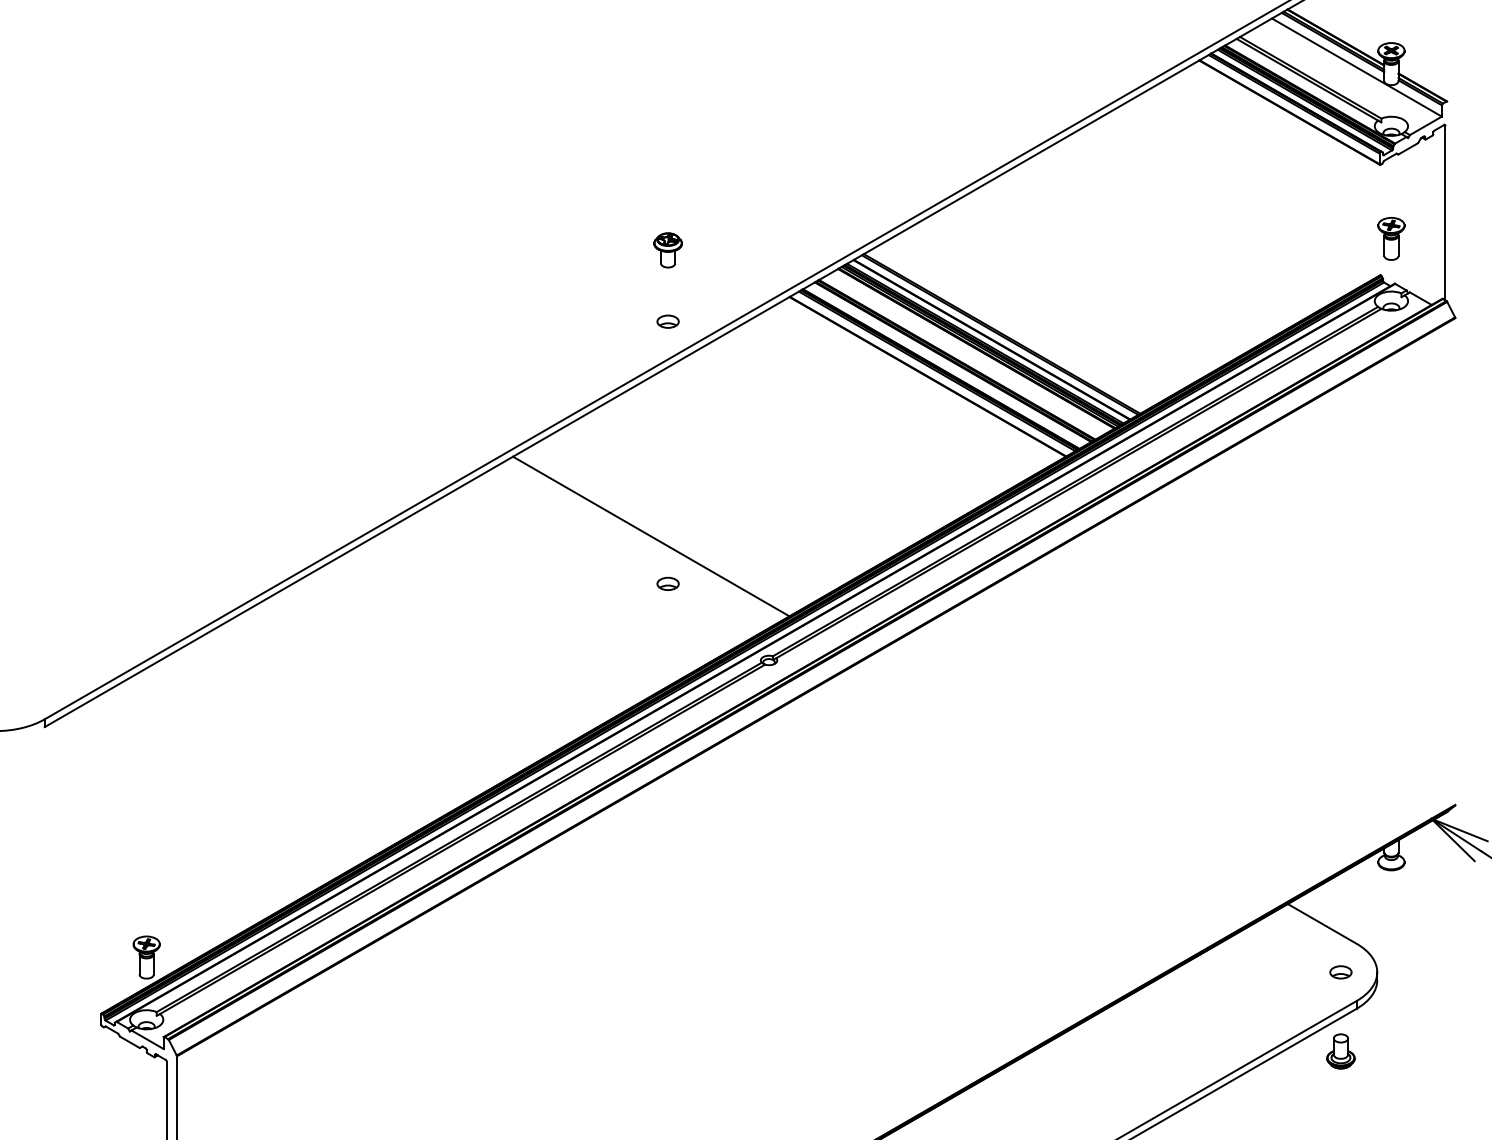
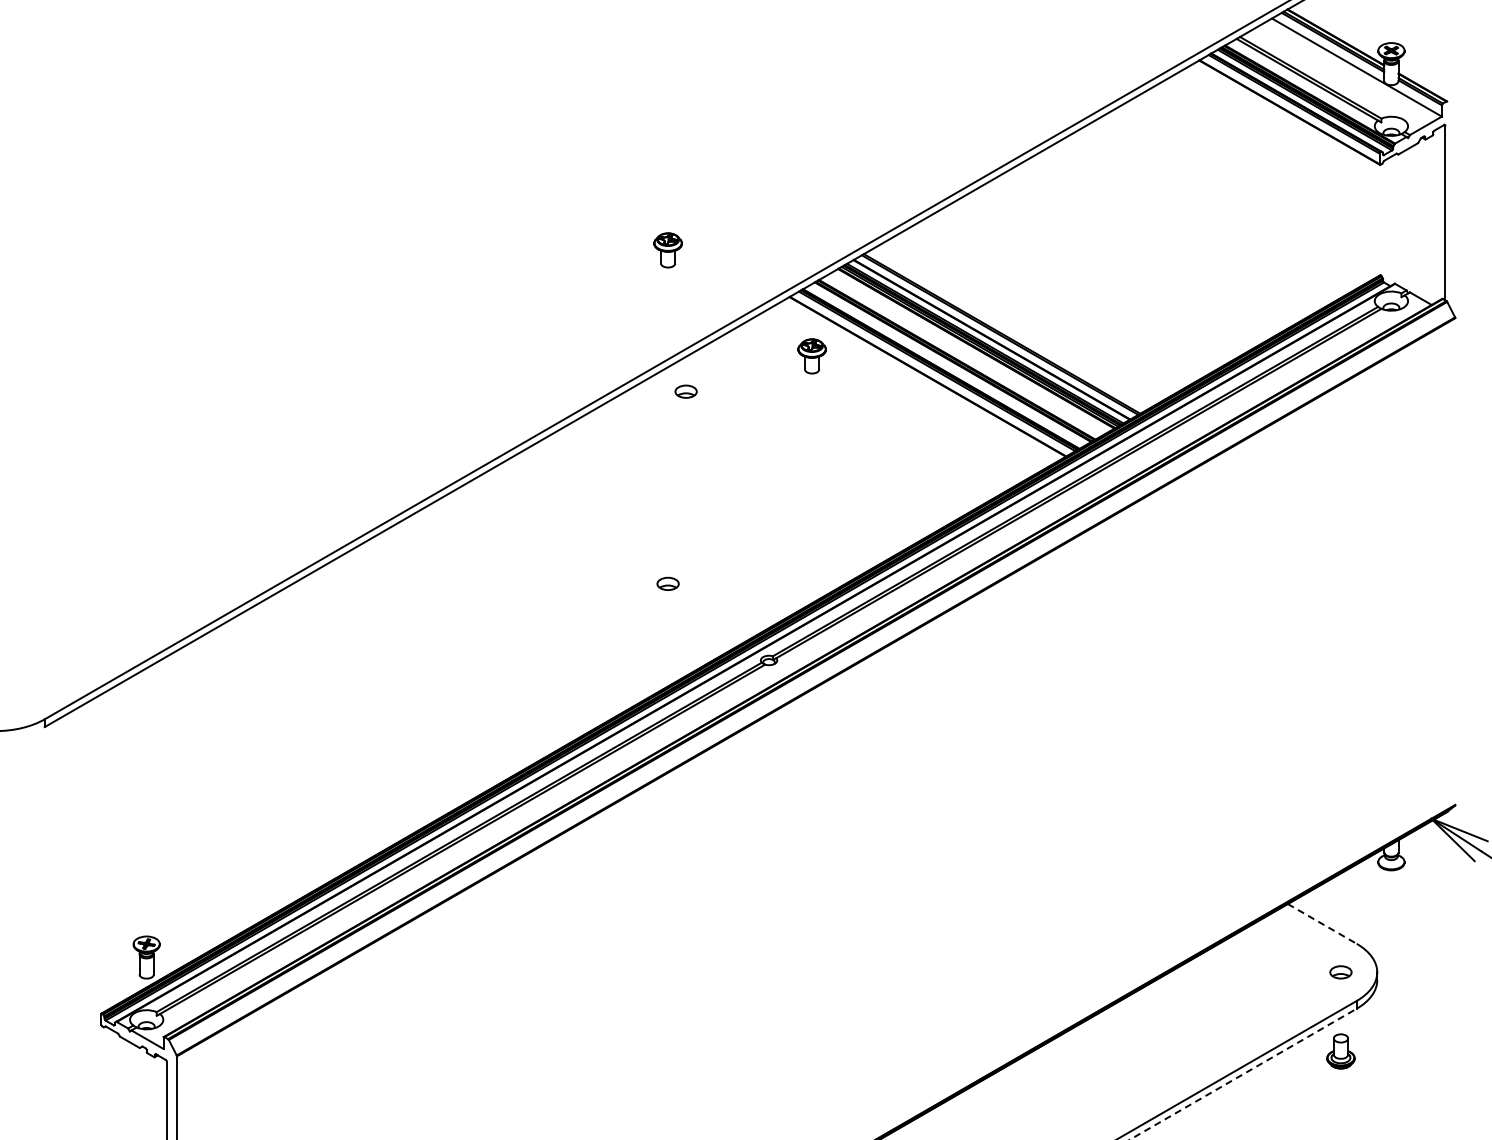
part: present -> none (1391, 238)
part position: (667, 321) -> (685, 391) (685, 391)
part: none -> present (811, 356)
line: present -> none (651, 536)
line: solid -> dashed (1322, 923)
line: solid -> dashed (1243, 1074)
